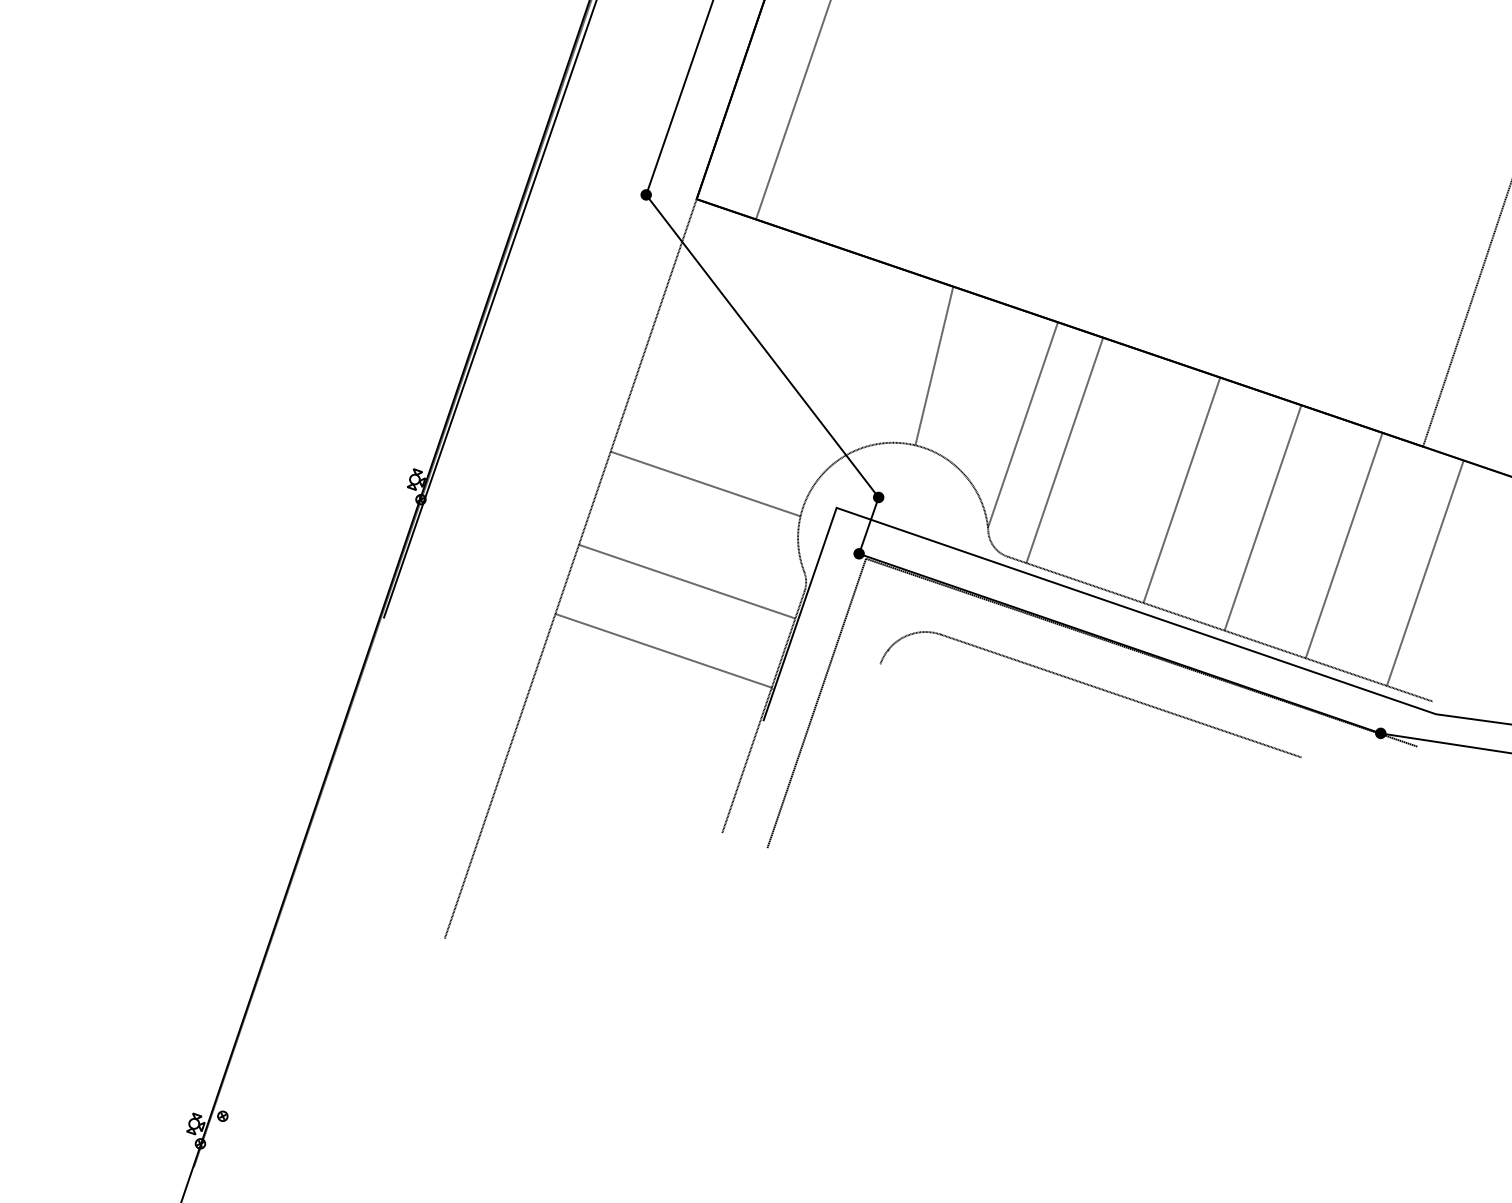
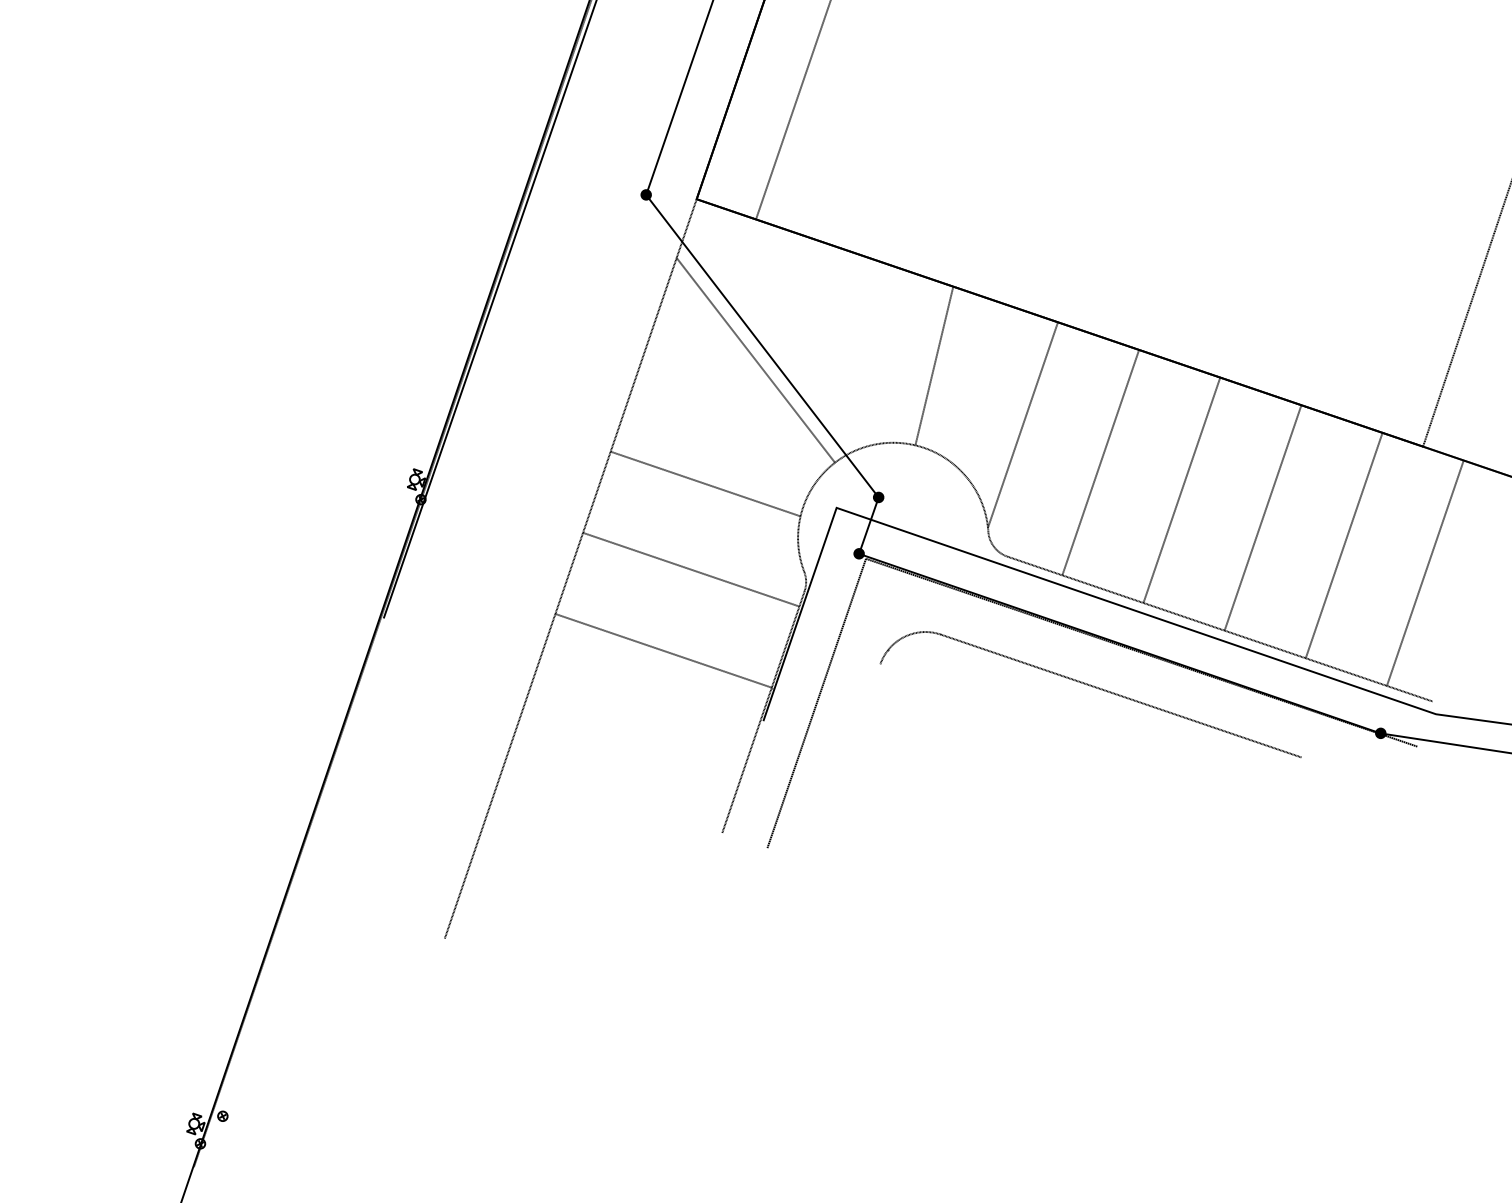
line: none -> present (755, 360)
line position: (1064, 450) -> (1100, 462) (1100, 462)
line position: (687, 581) -> (691, 569) (691, 569)
